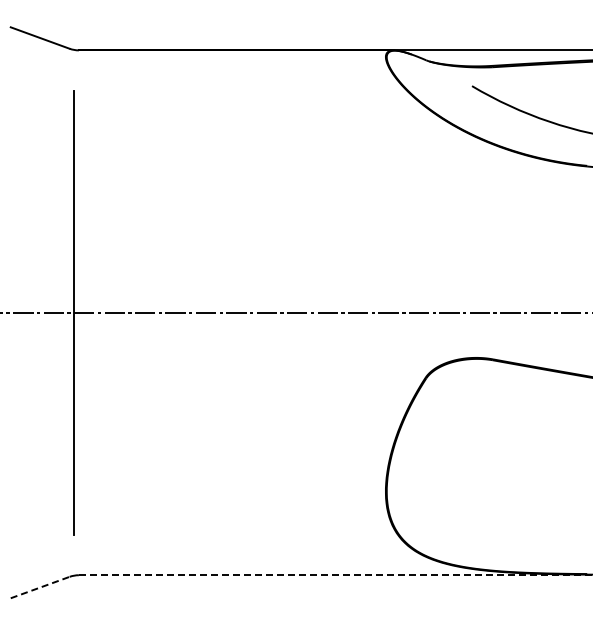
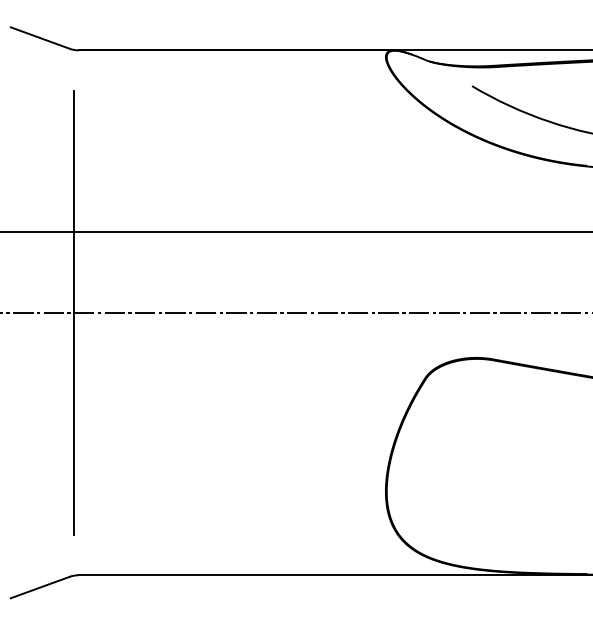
line: none -> present (295, 231)
line: dashed -> solid (335, 575)
line: dashed -> solid (40, 587)
